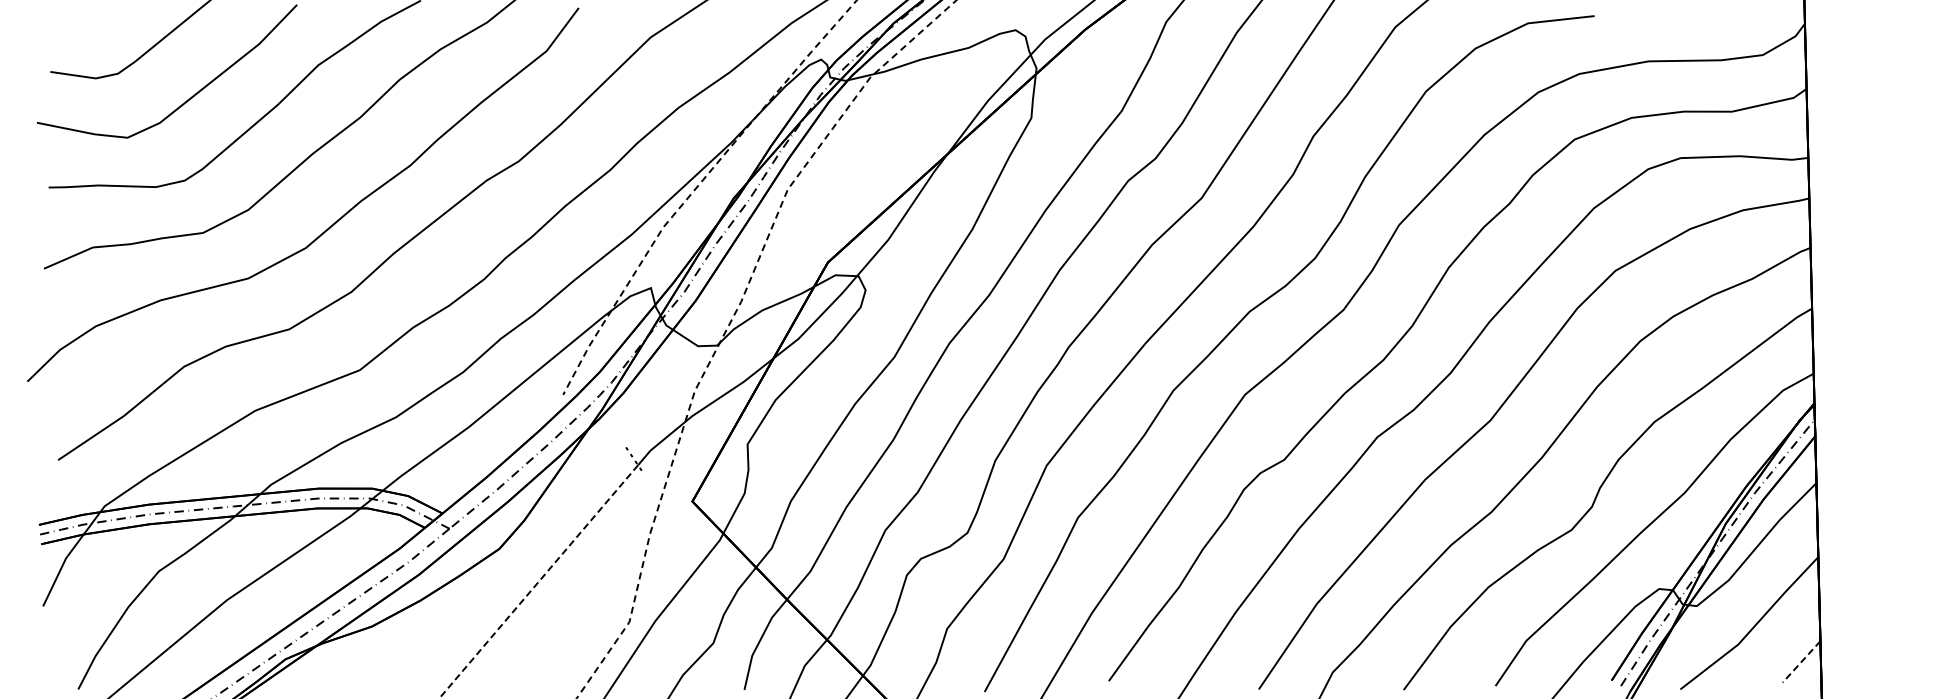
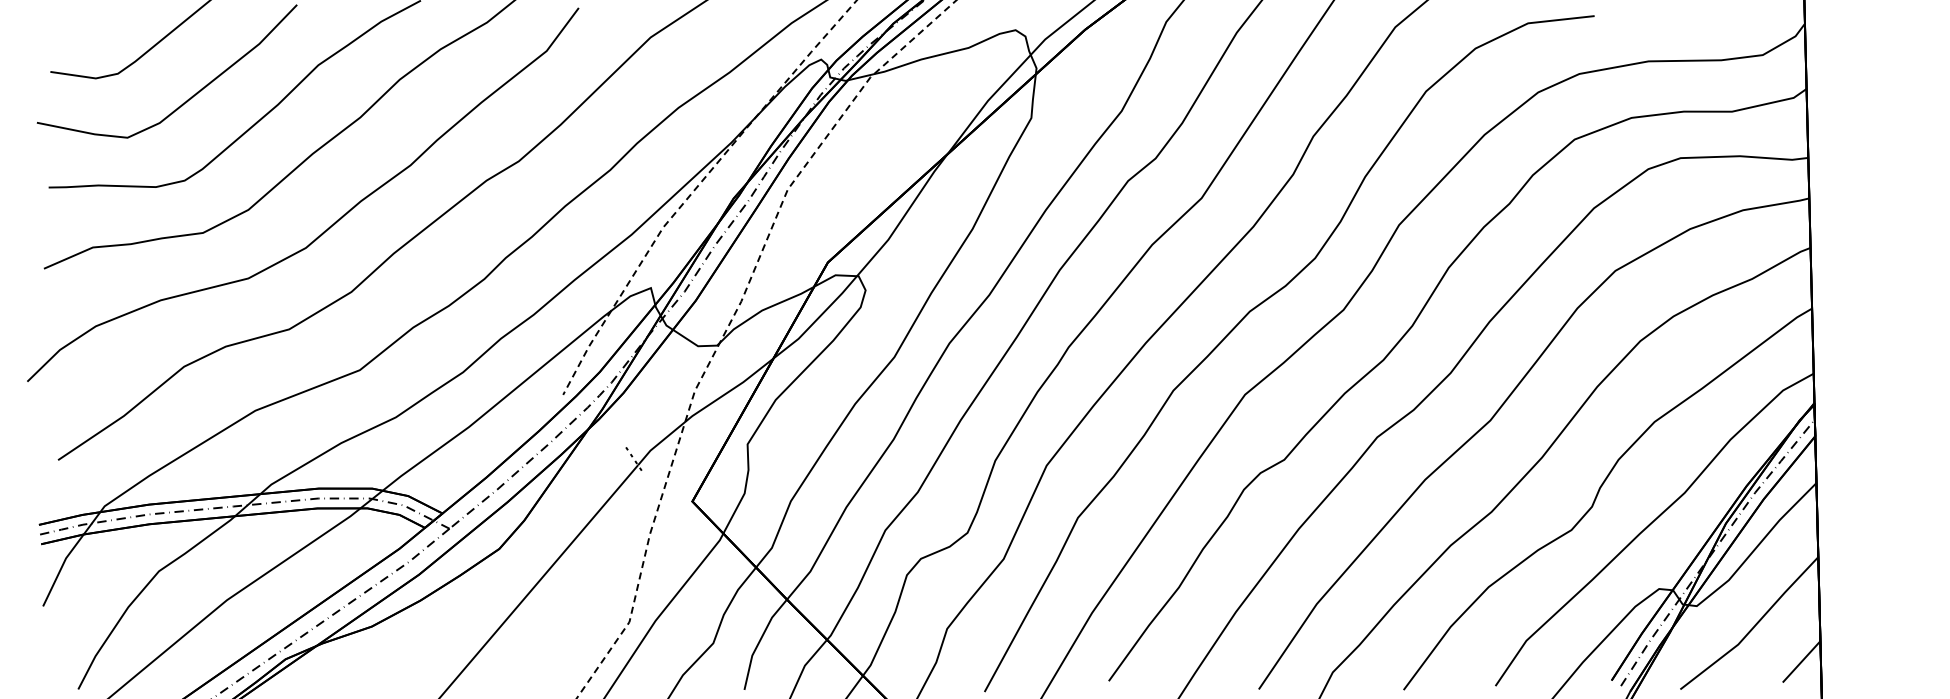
line: dashed -> solid (538, 582)
line: dashed -> solid (1801, 661)
